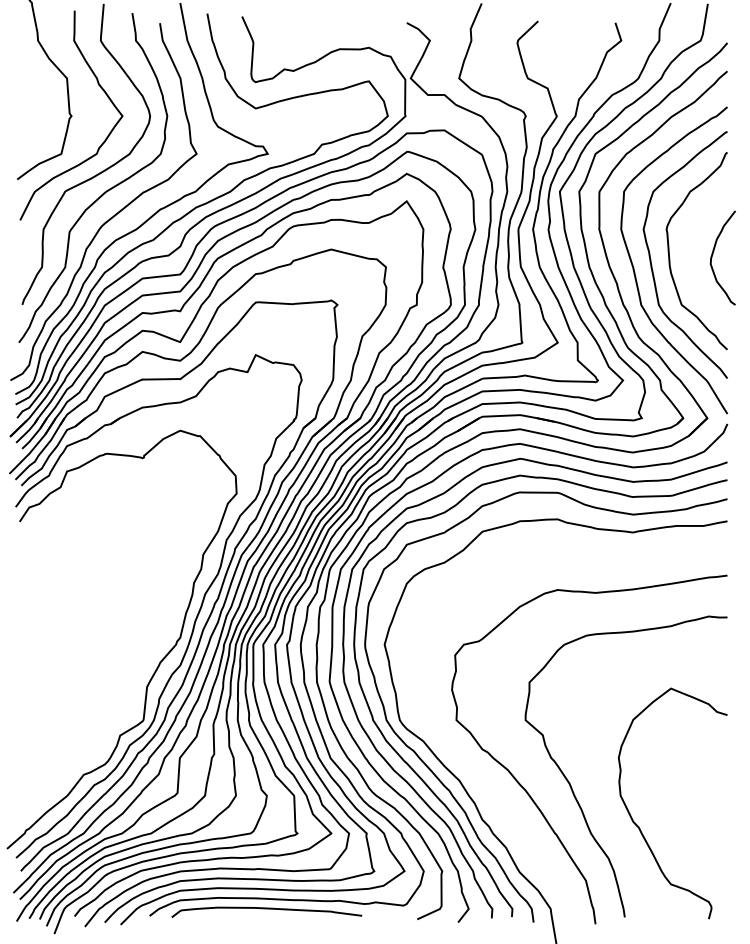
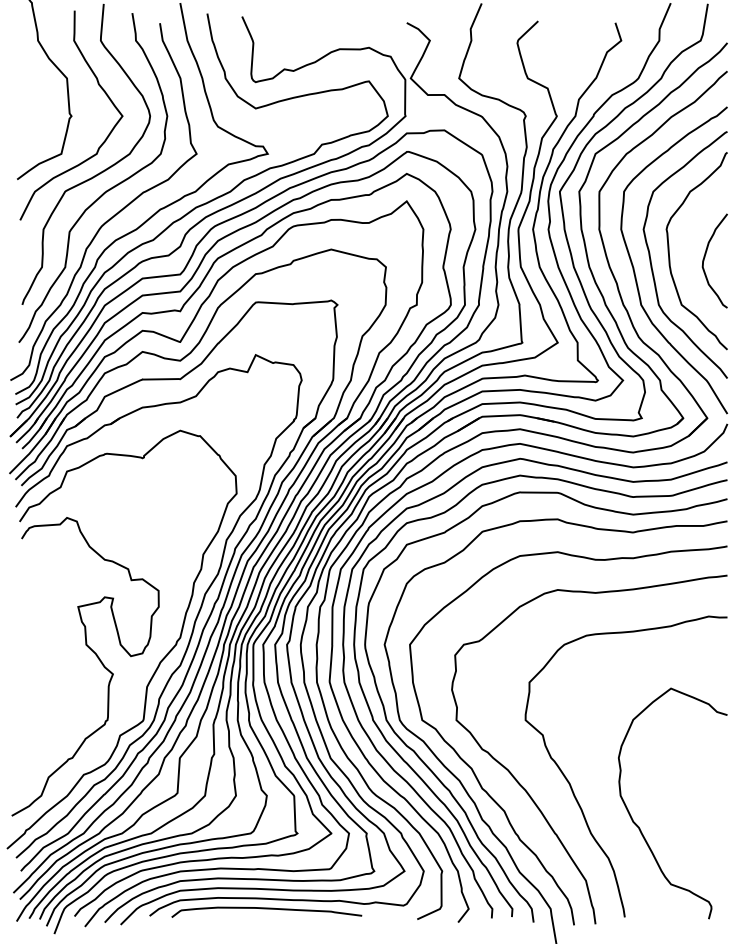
curve position: (713, 254) -> (705, 257) (705, 257)
curve: none -> present (97, 658)
curve: none -> present (499, 804)
